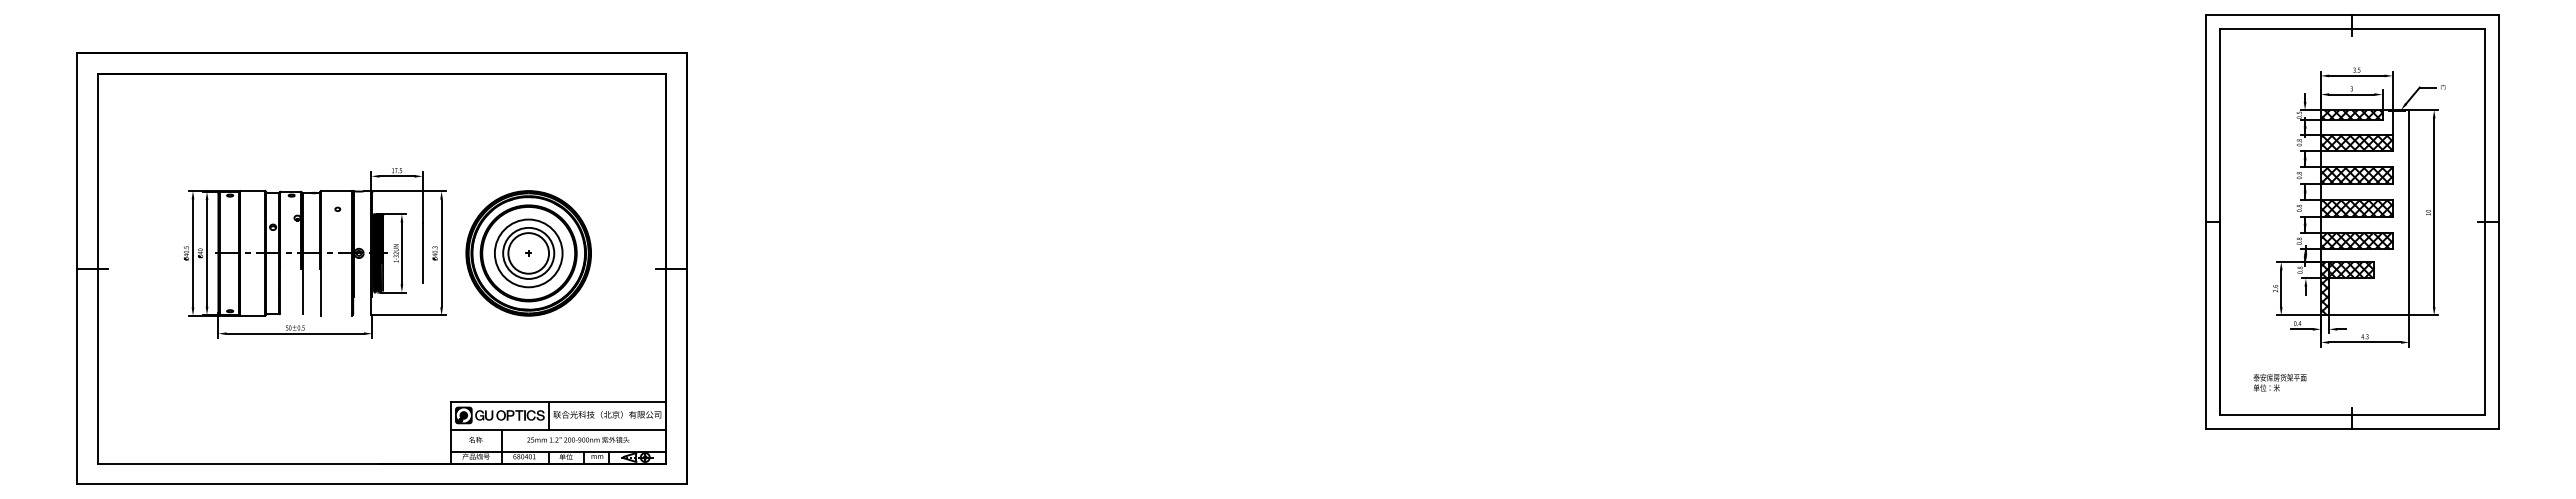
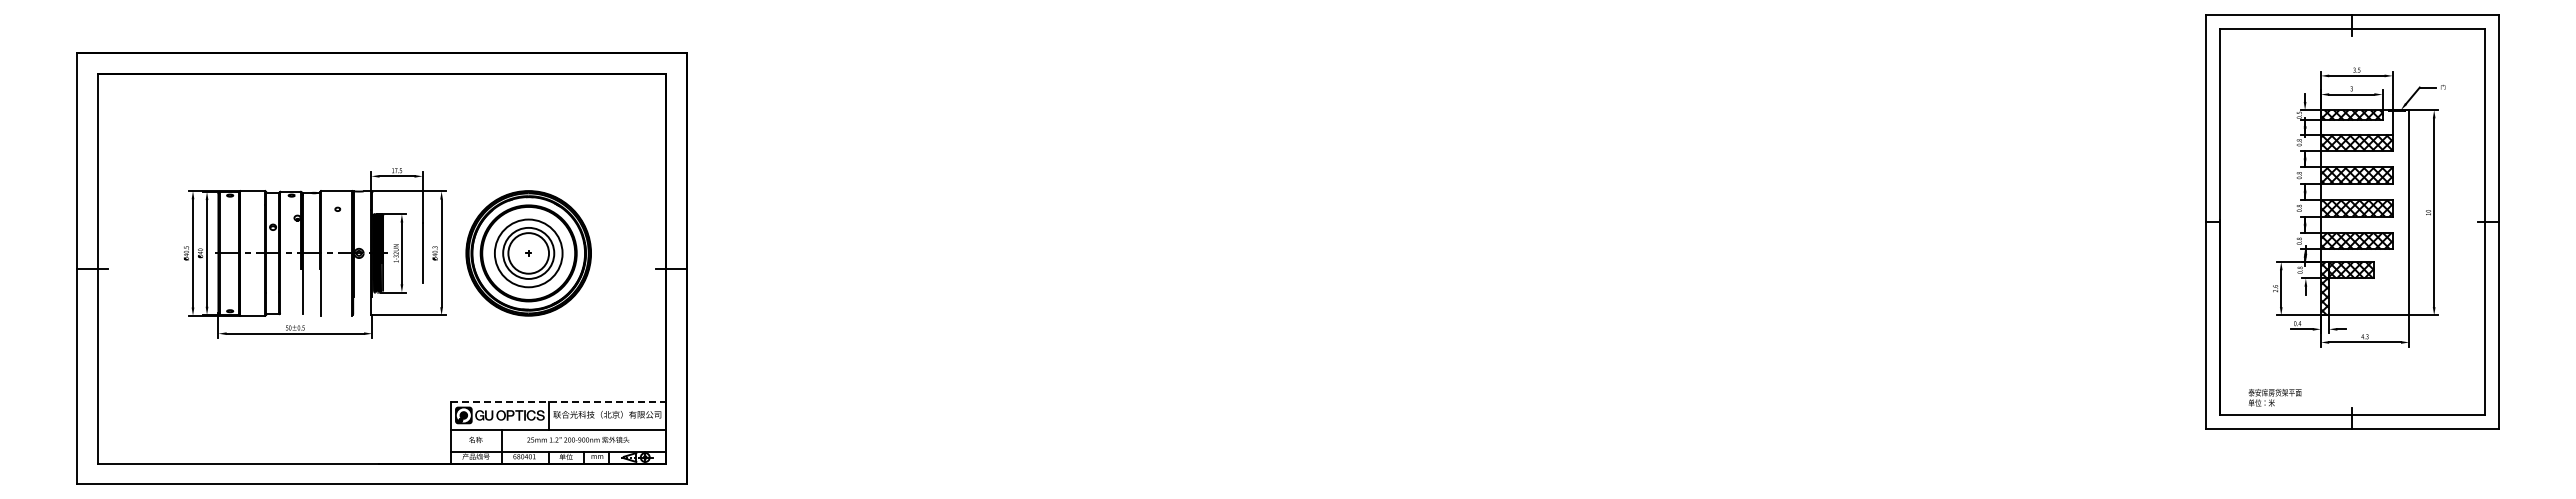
text position: (2279, 382) -> (2274, 397) (2274, 397)
line: solid -> dashed (558, 401)
